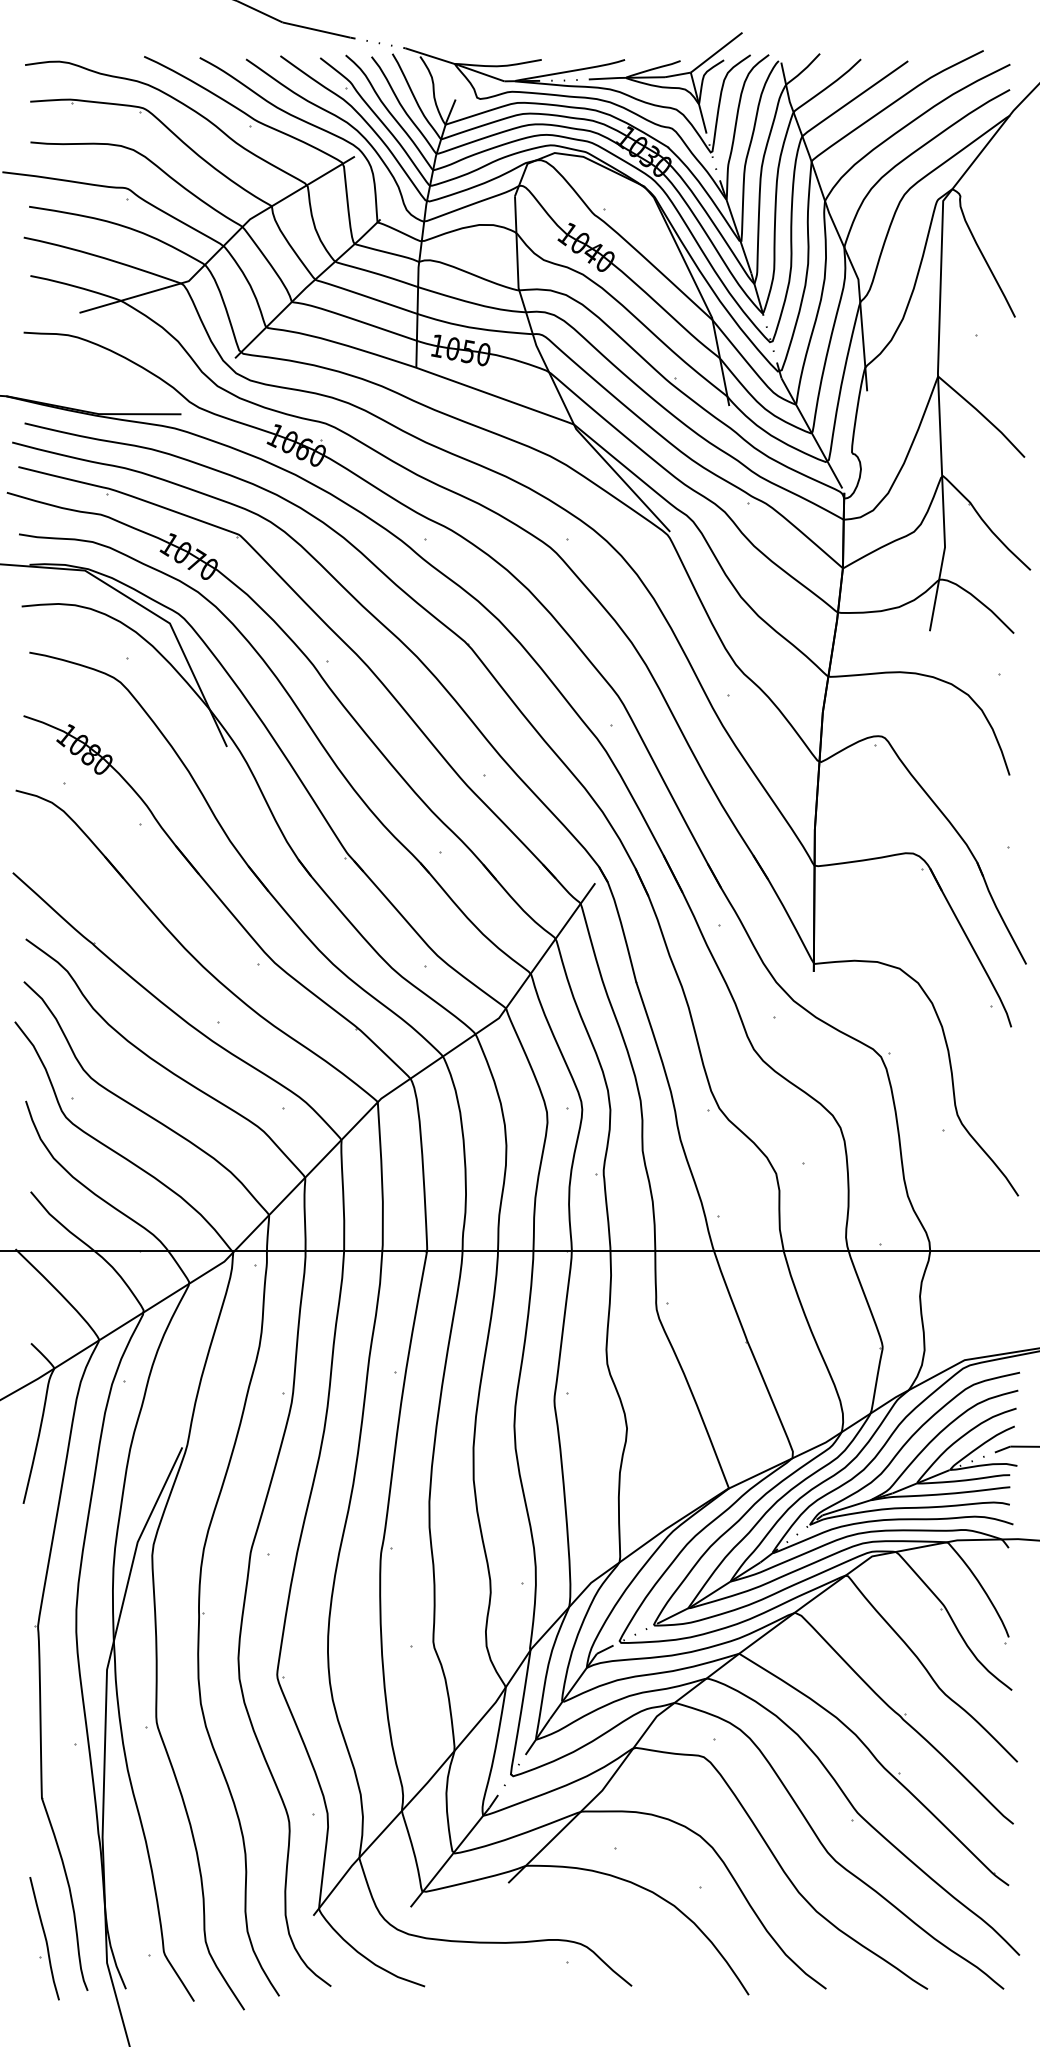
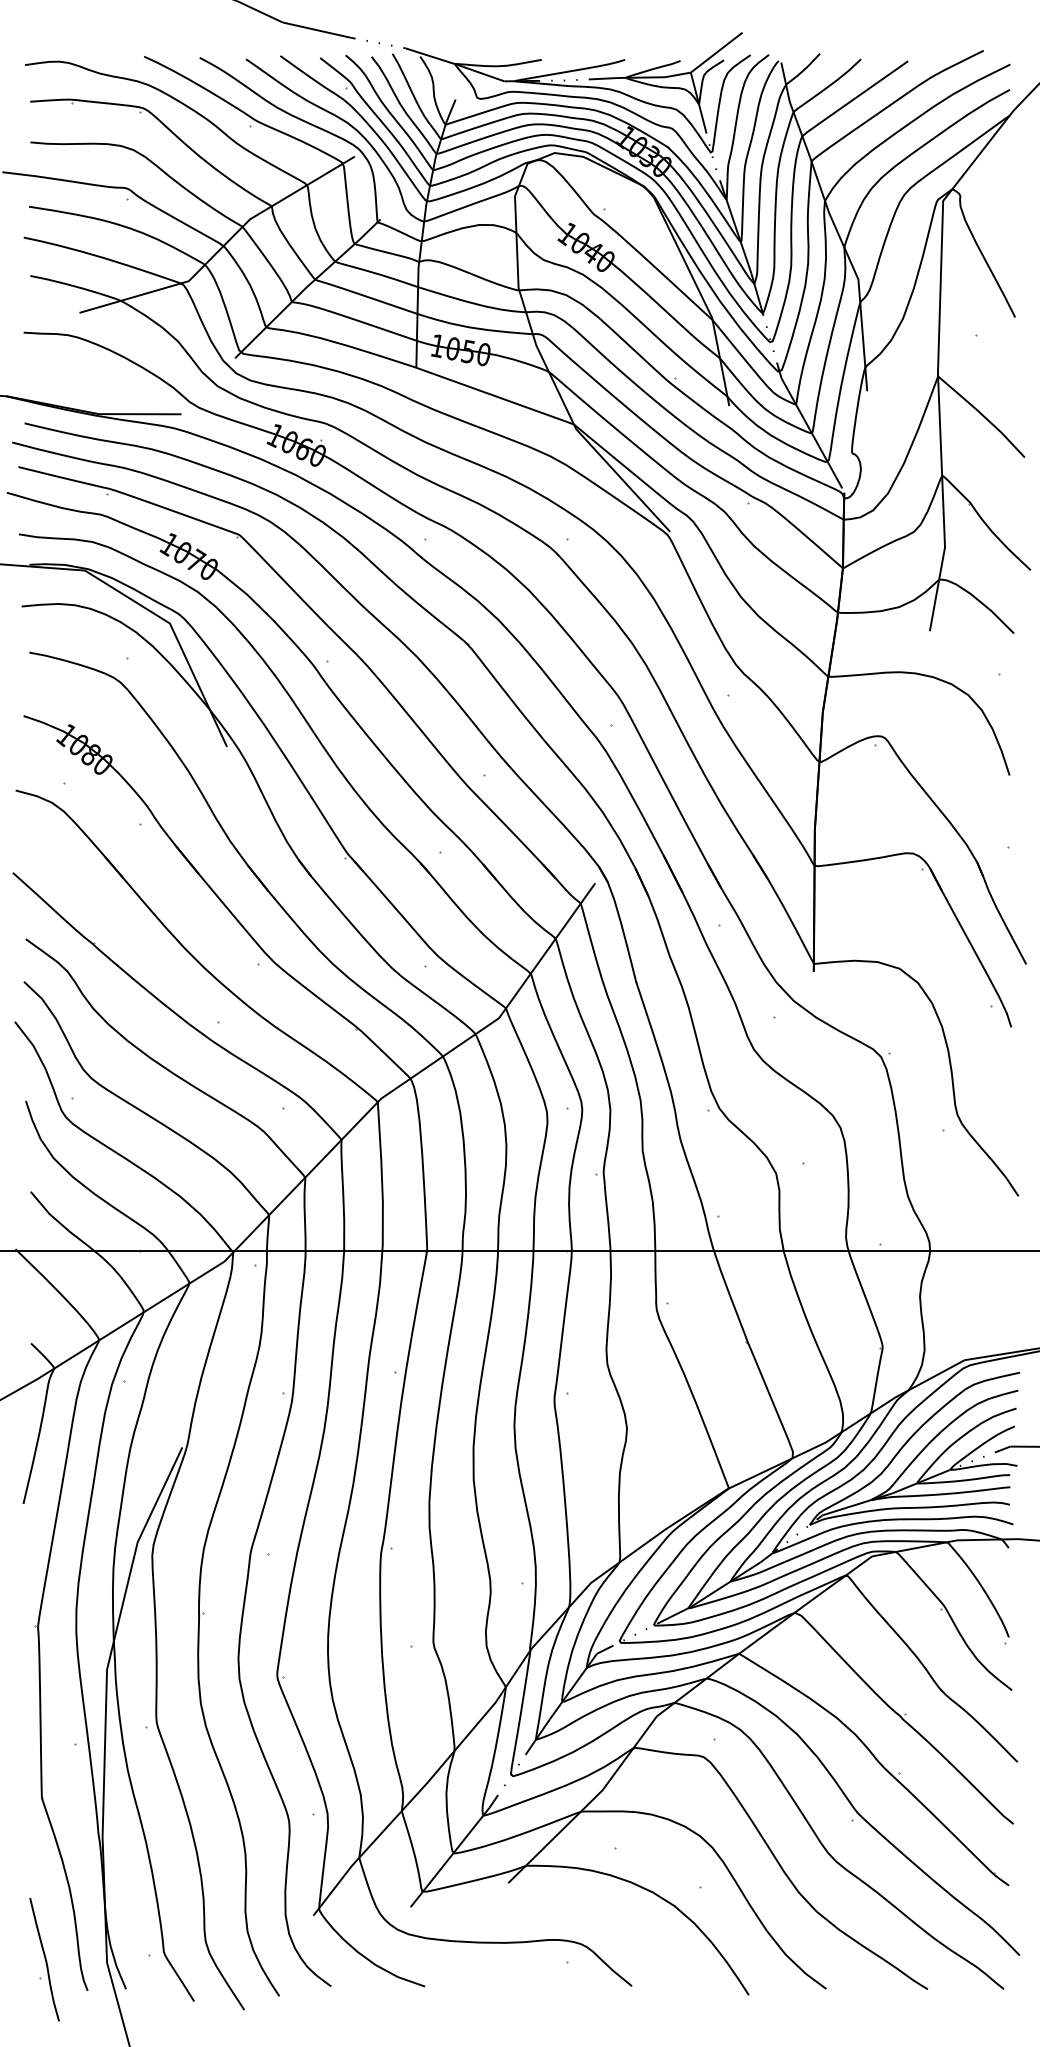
part position: (44, 1938) -> (44, 1959) (44, 1959)
